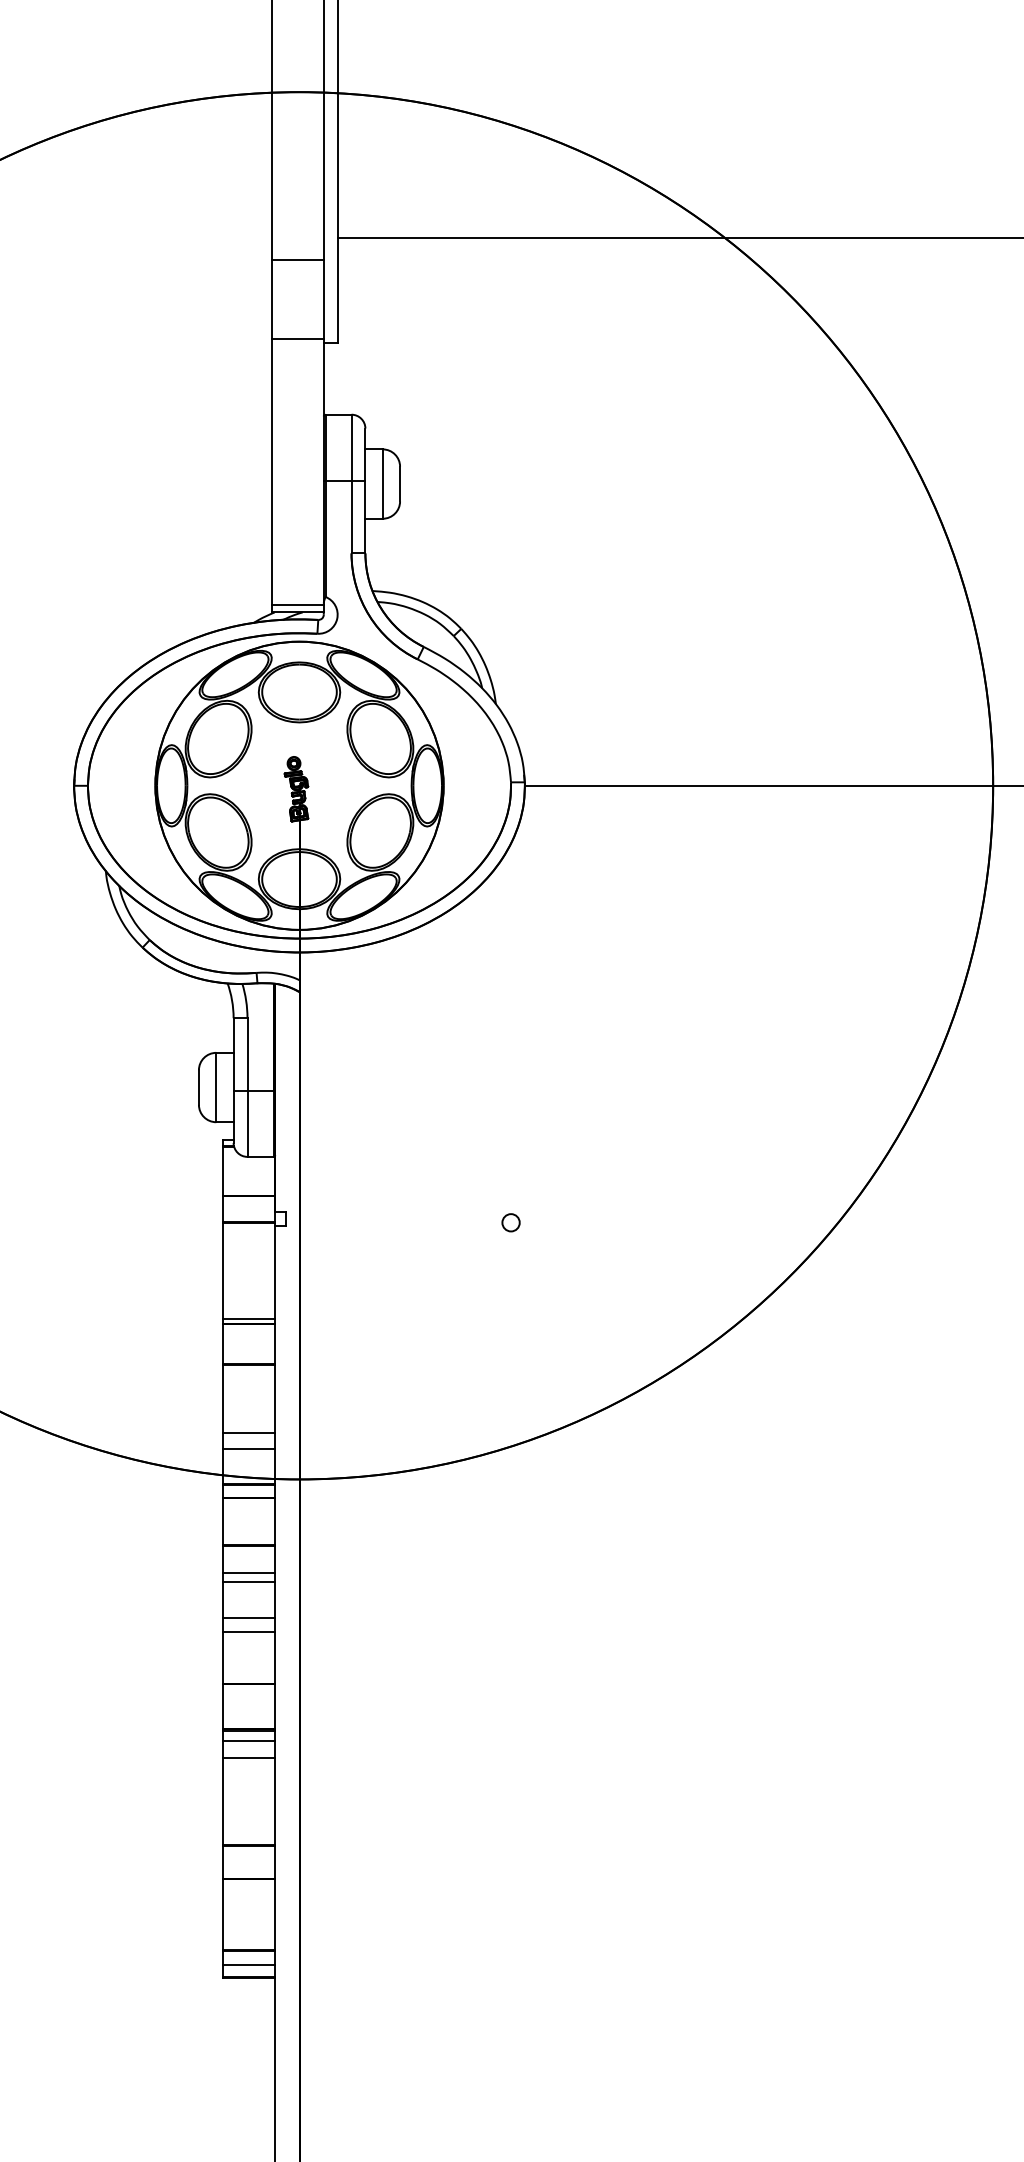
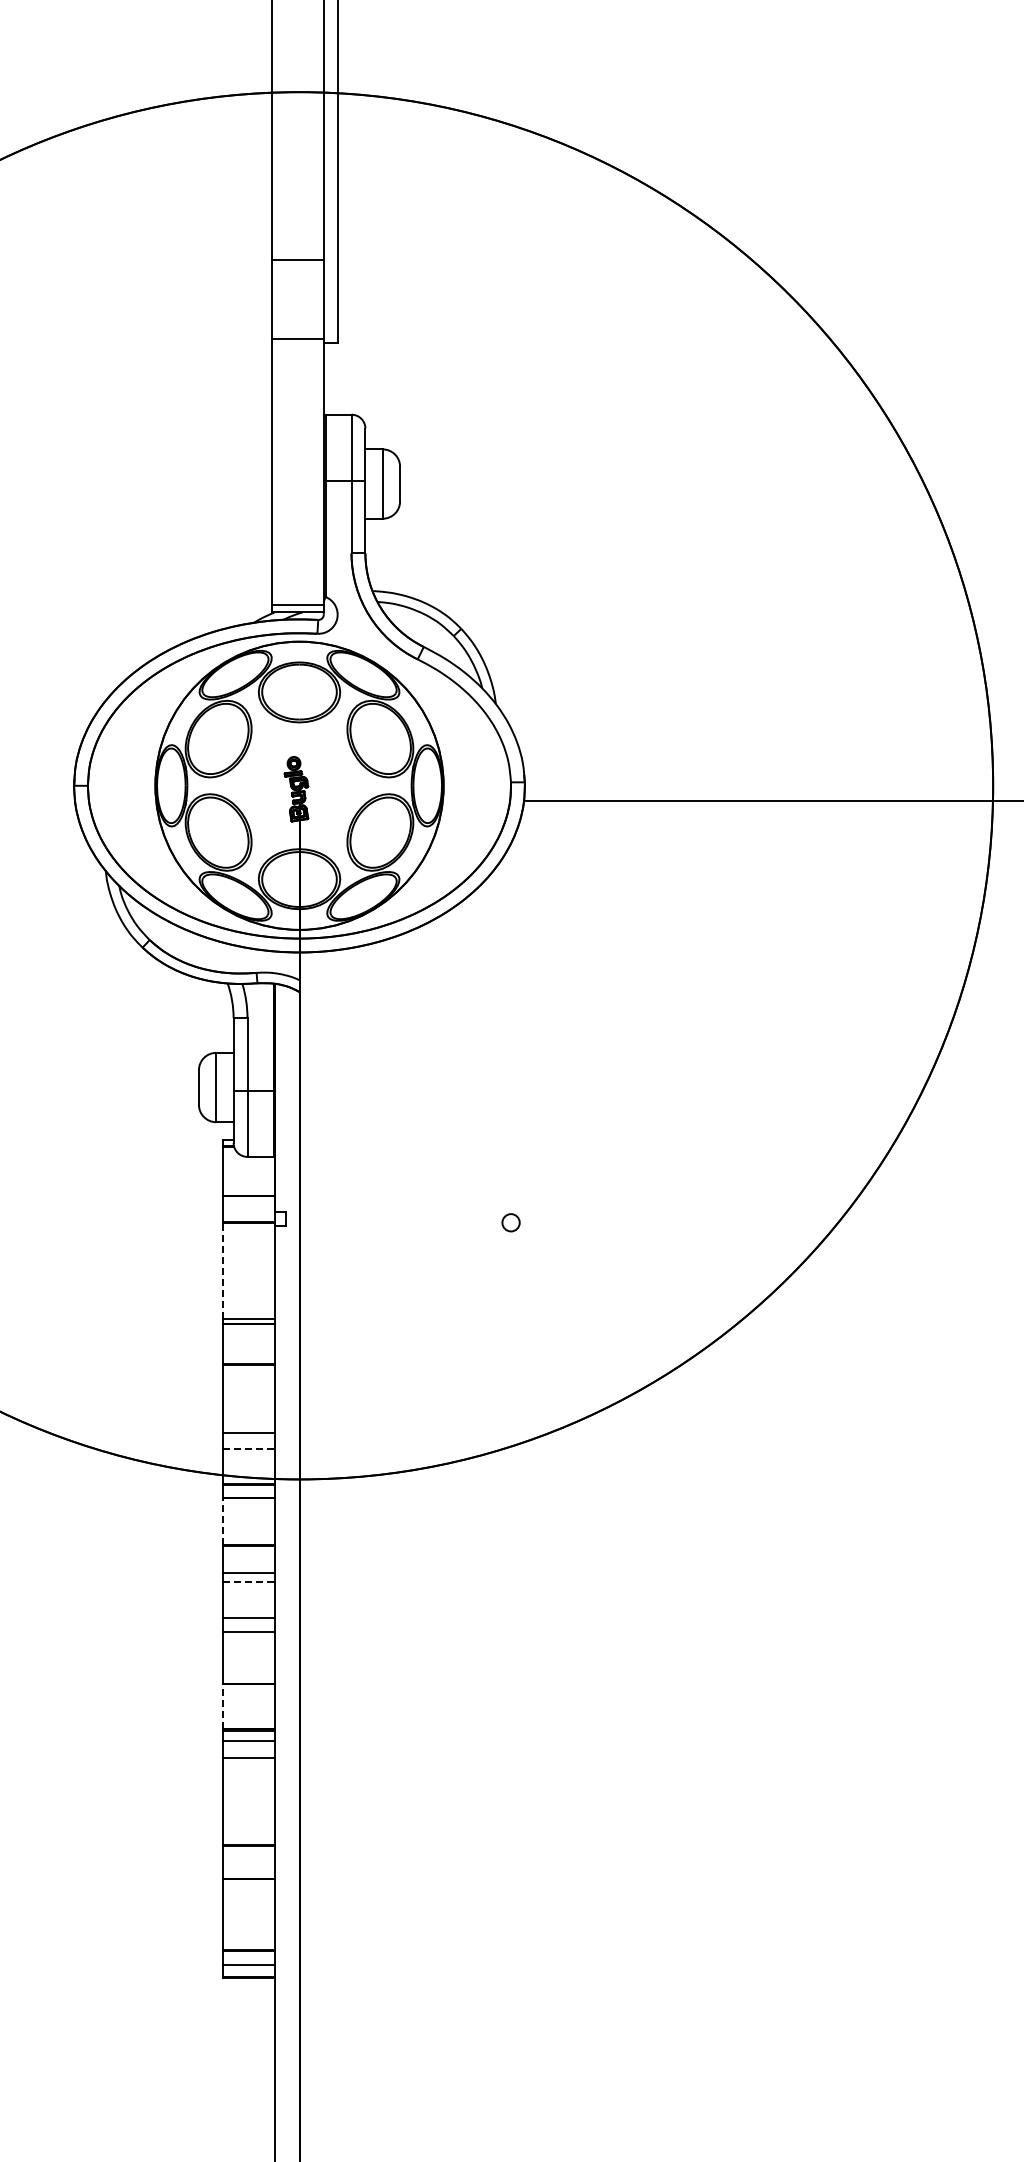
line: present -> none (678, 237)
line position: (772, 785) -> (772, 800) (772, 800)
line: solid -> dashed (223, 1270)
line: solid -> dashed (249, 1449)
line: solid -> dashed (223, 1521)
line: solid -> dashed (249, 1582)
line: solid -> dashed (223, 1706)
